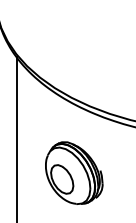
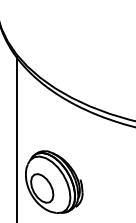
part position: (74, 172) -> (54, 181) (54, 181)
